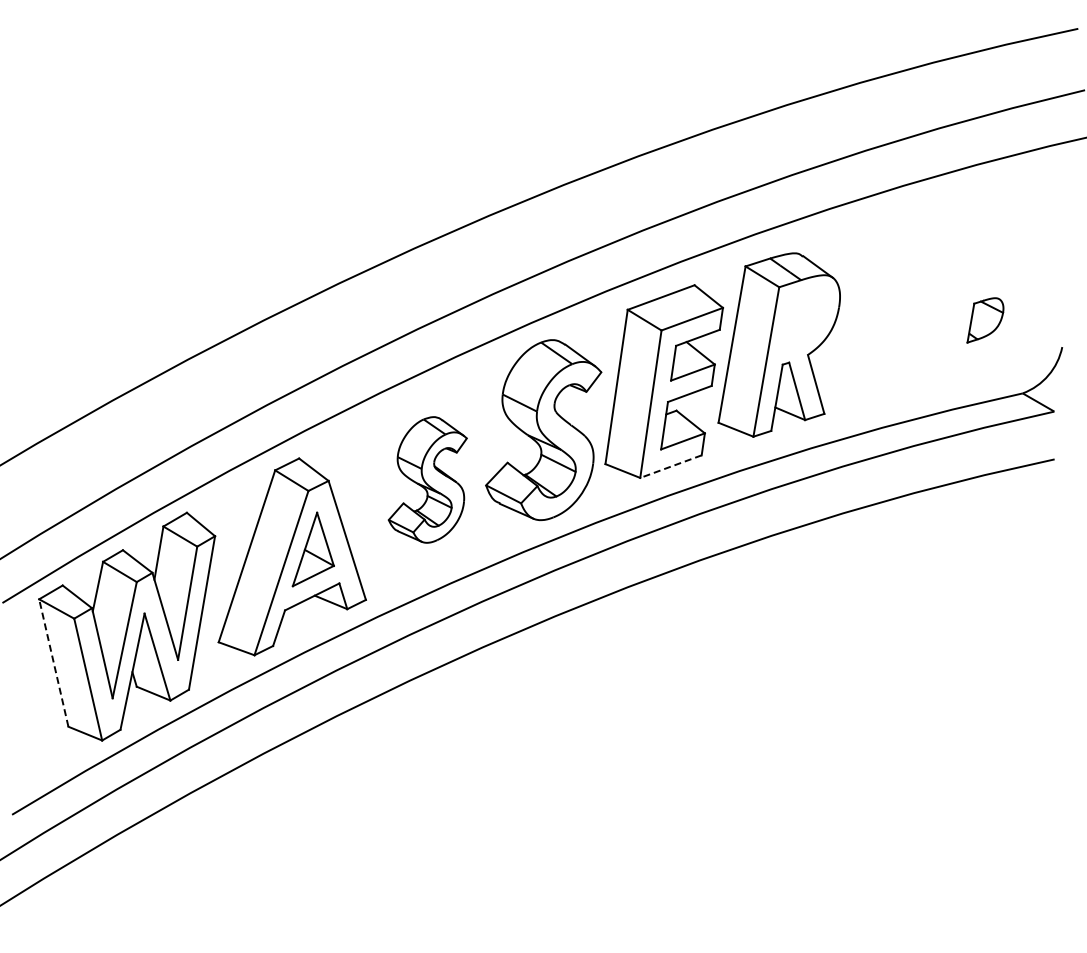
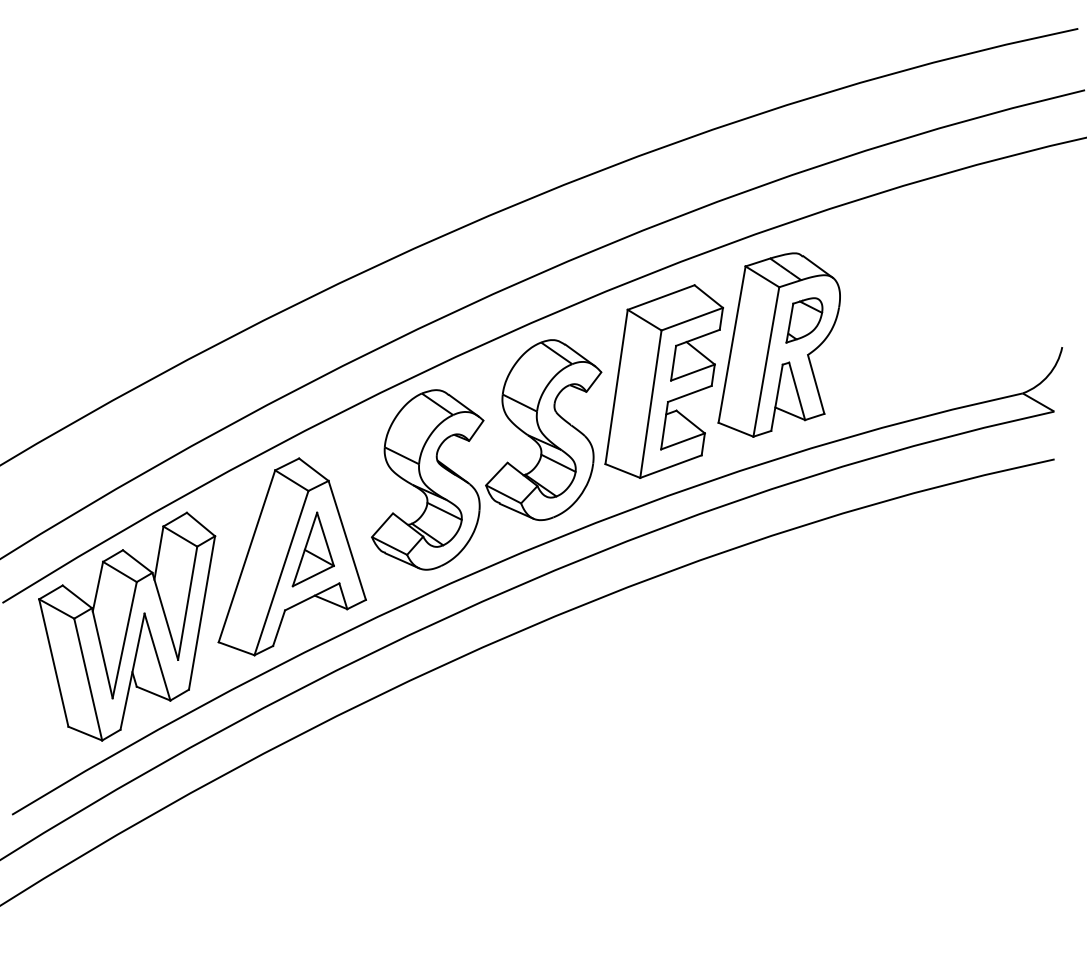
part position: (985, 320) -> (804, 320) (804, 320)
line: dashed -> solid (670, 466)
part size: 81x128 px -> 114x182 px (427, 479)
line: dashed -> solid (53, 662)
